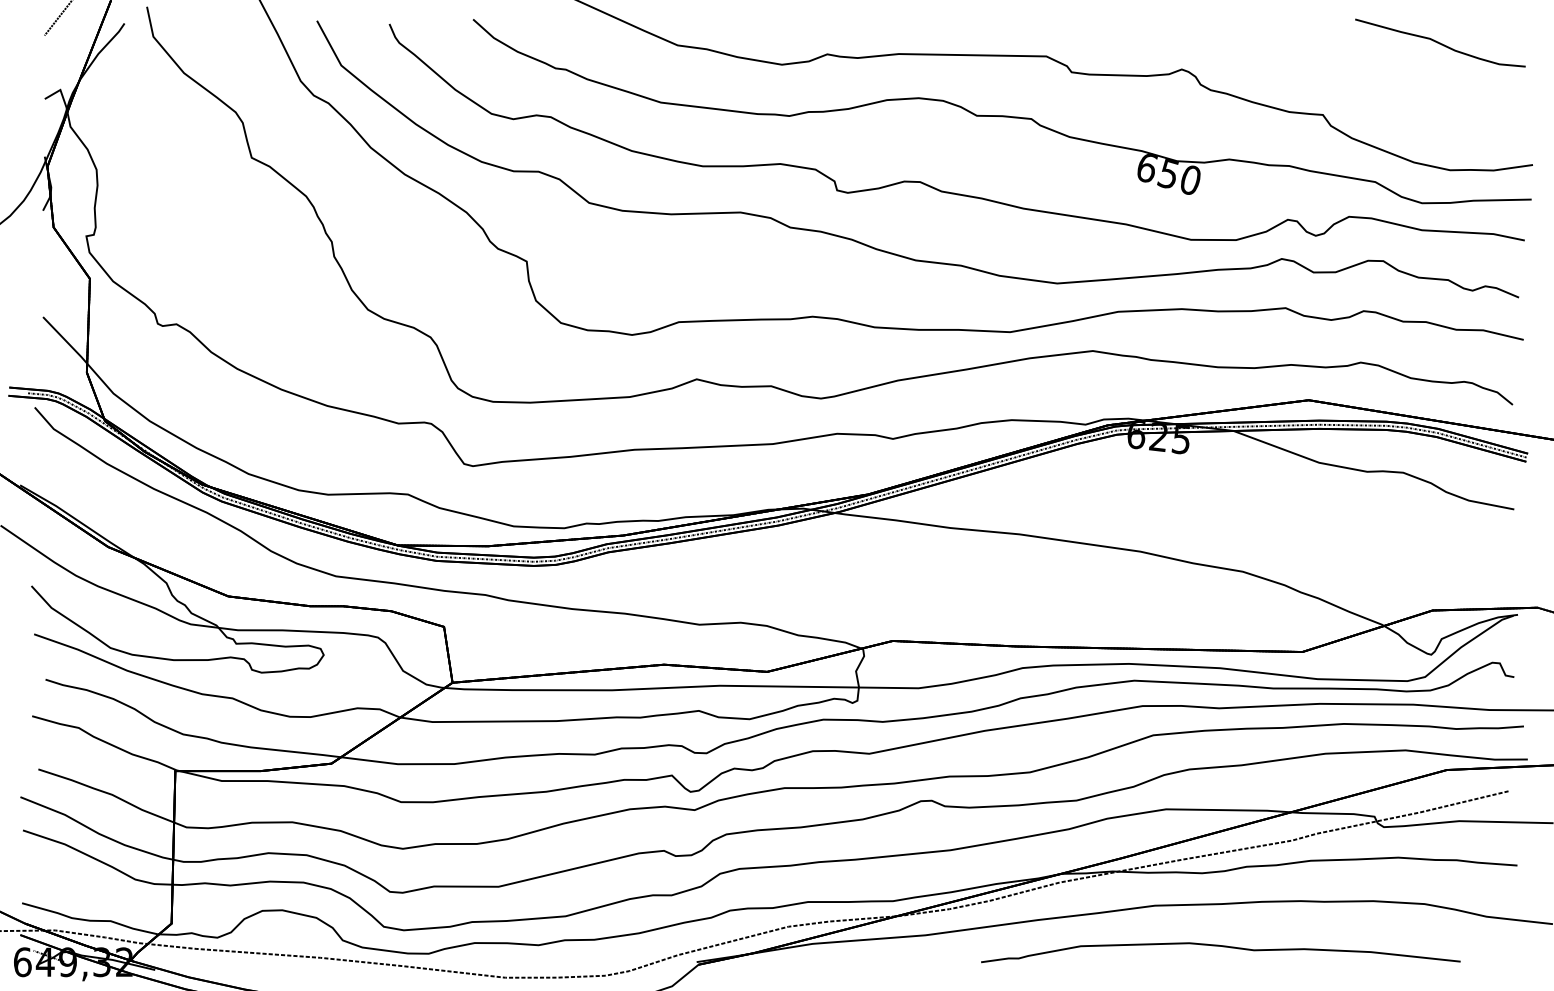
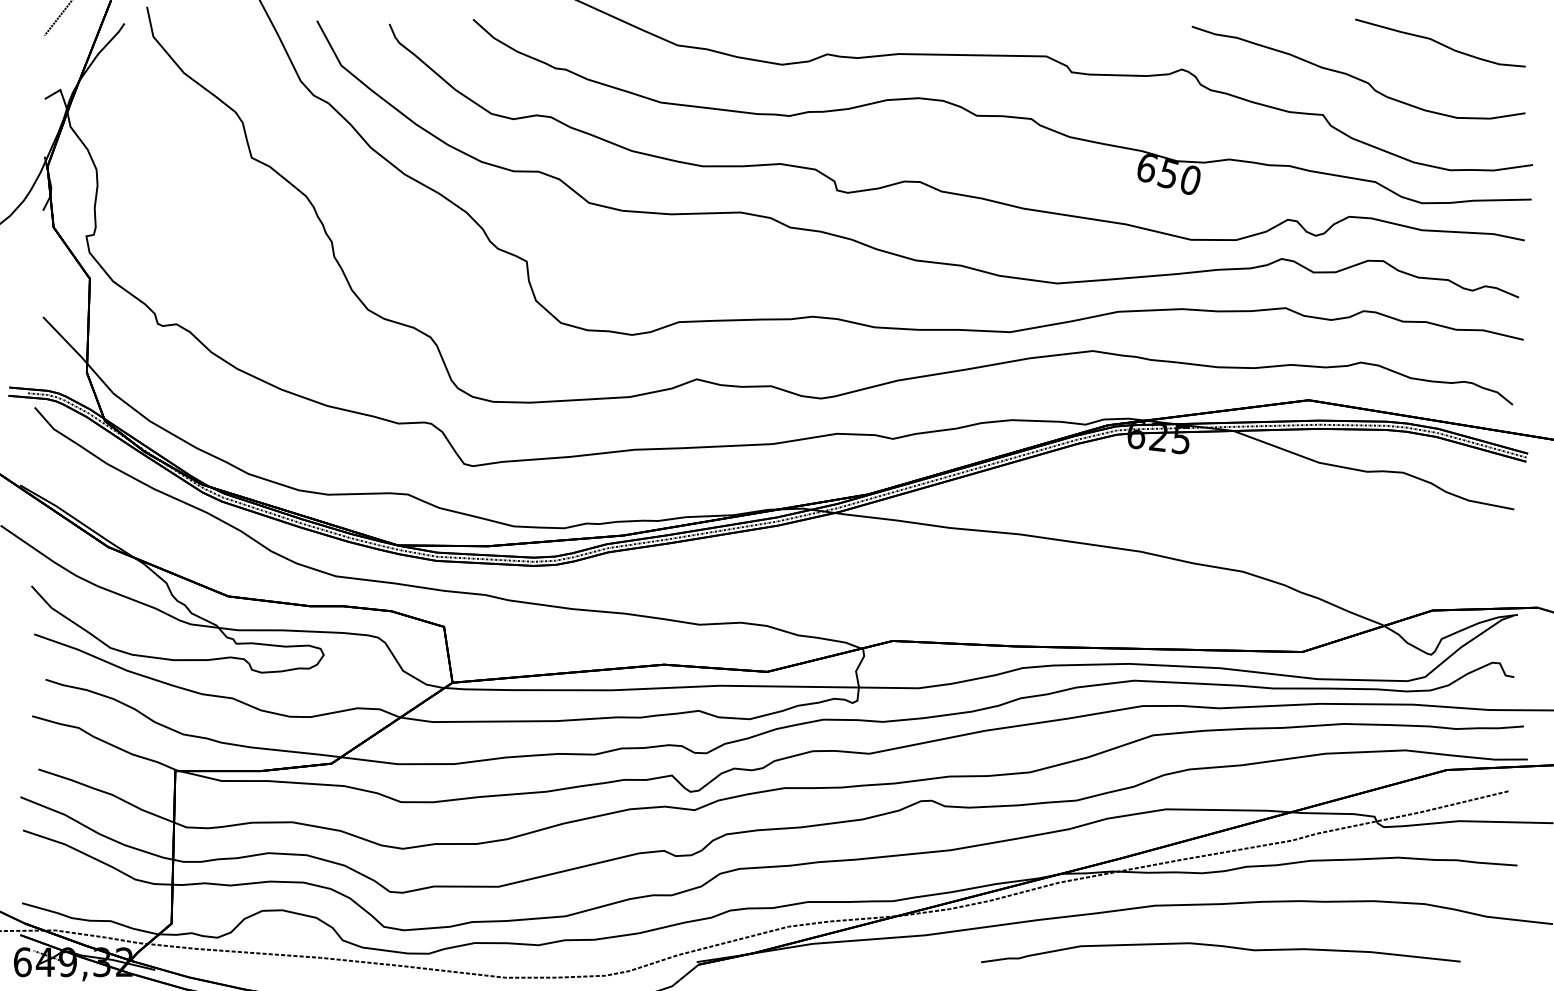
part: none -> present (1358, 72)
